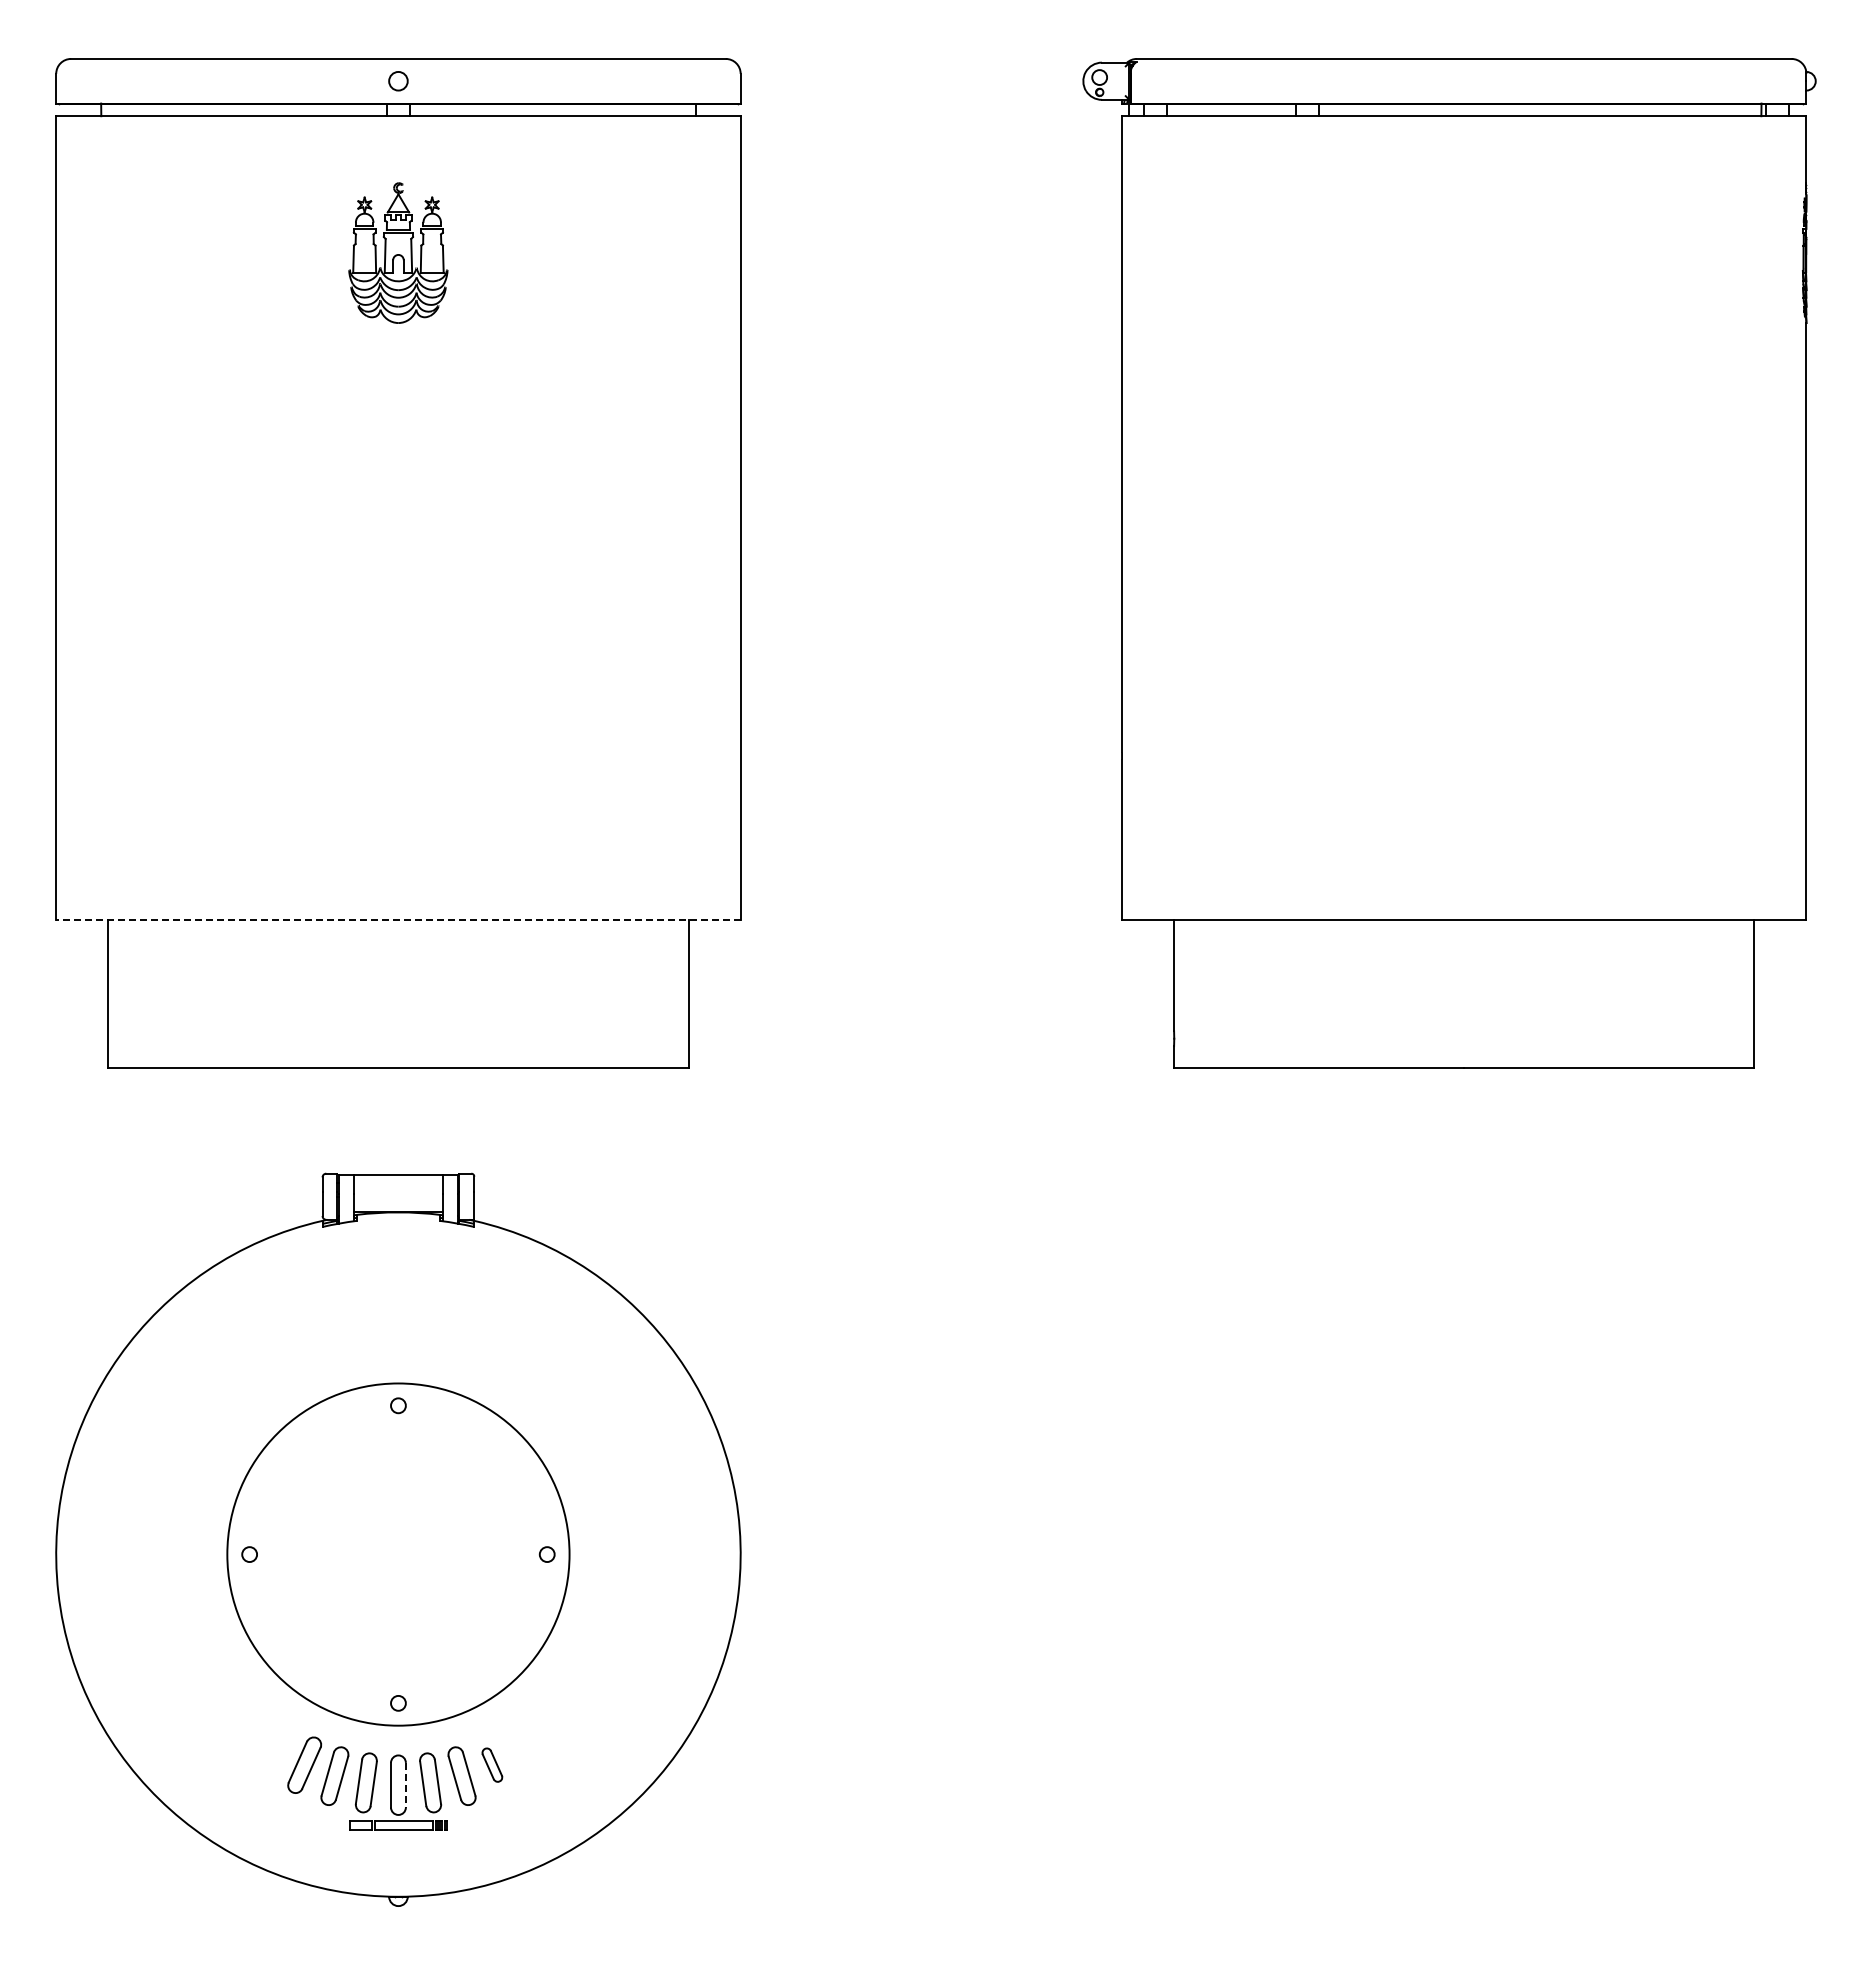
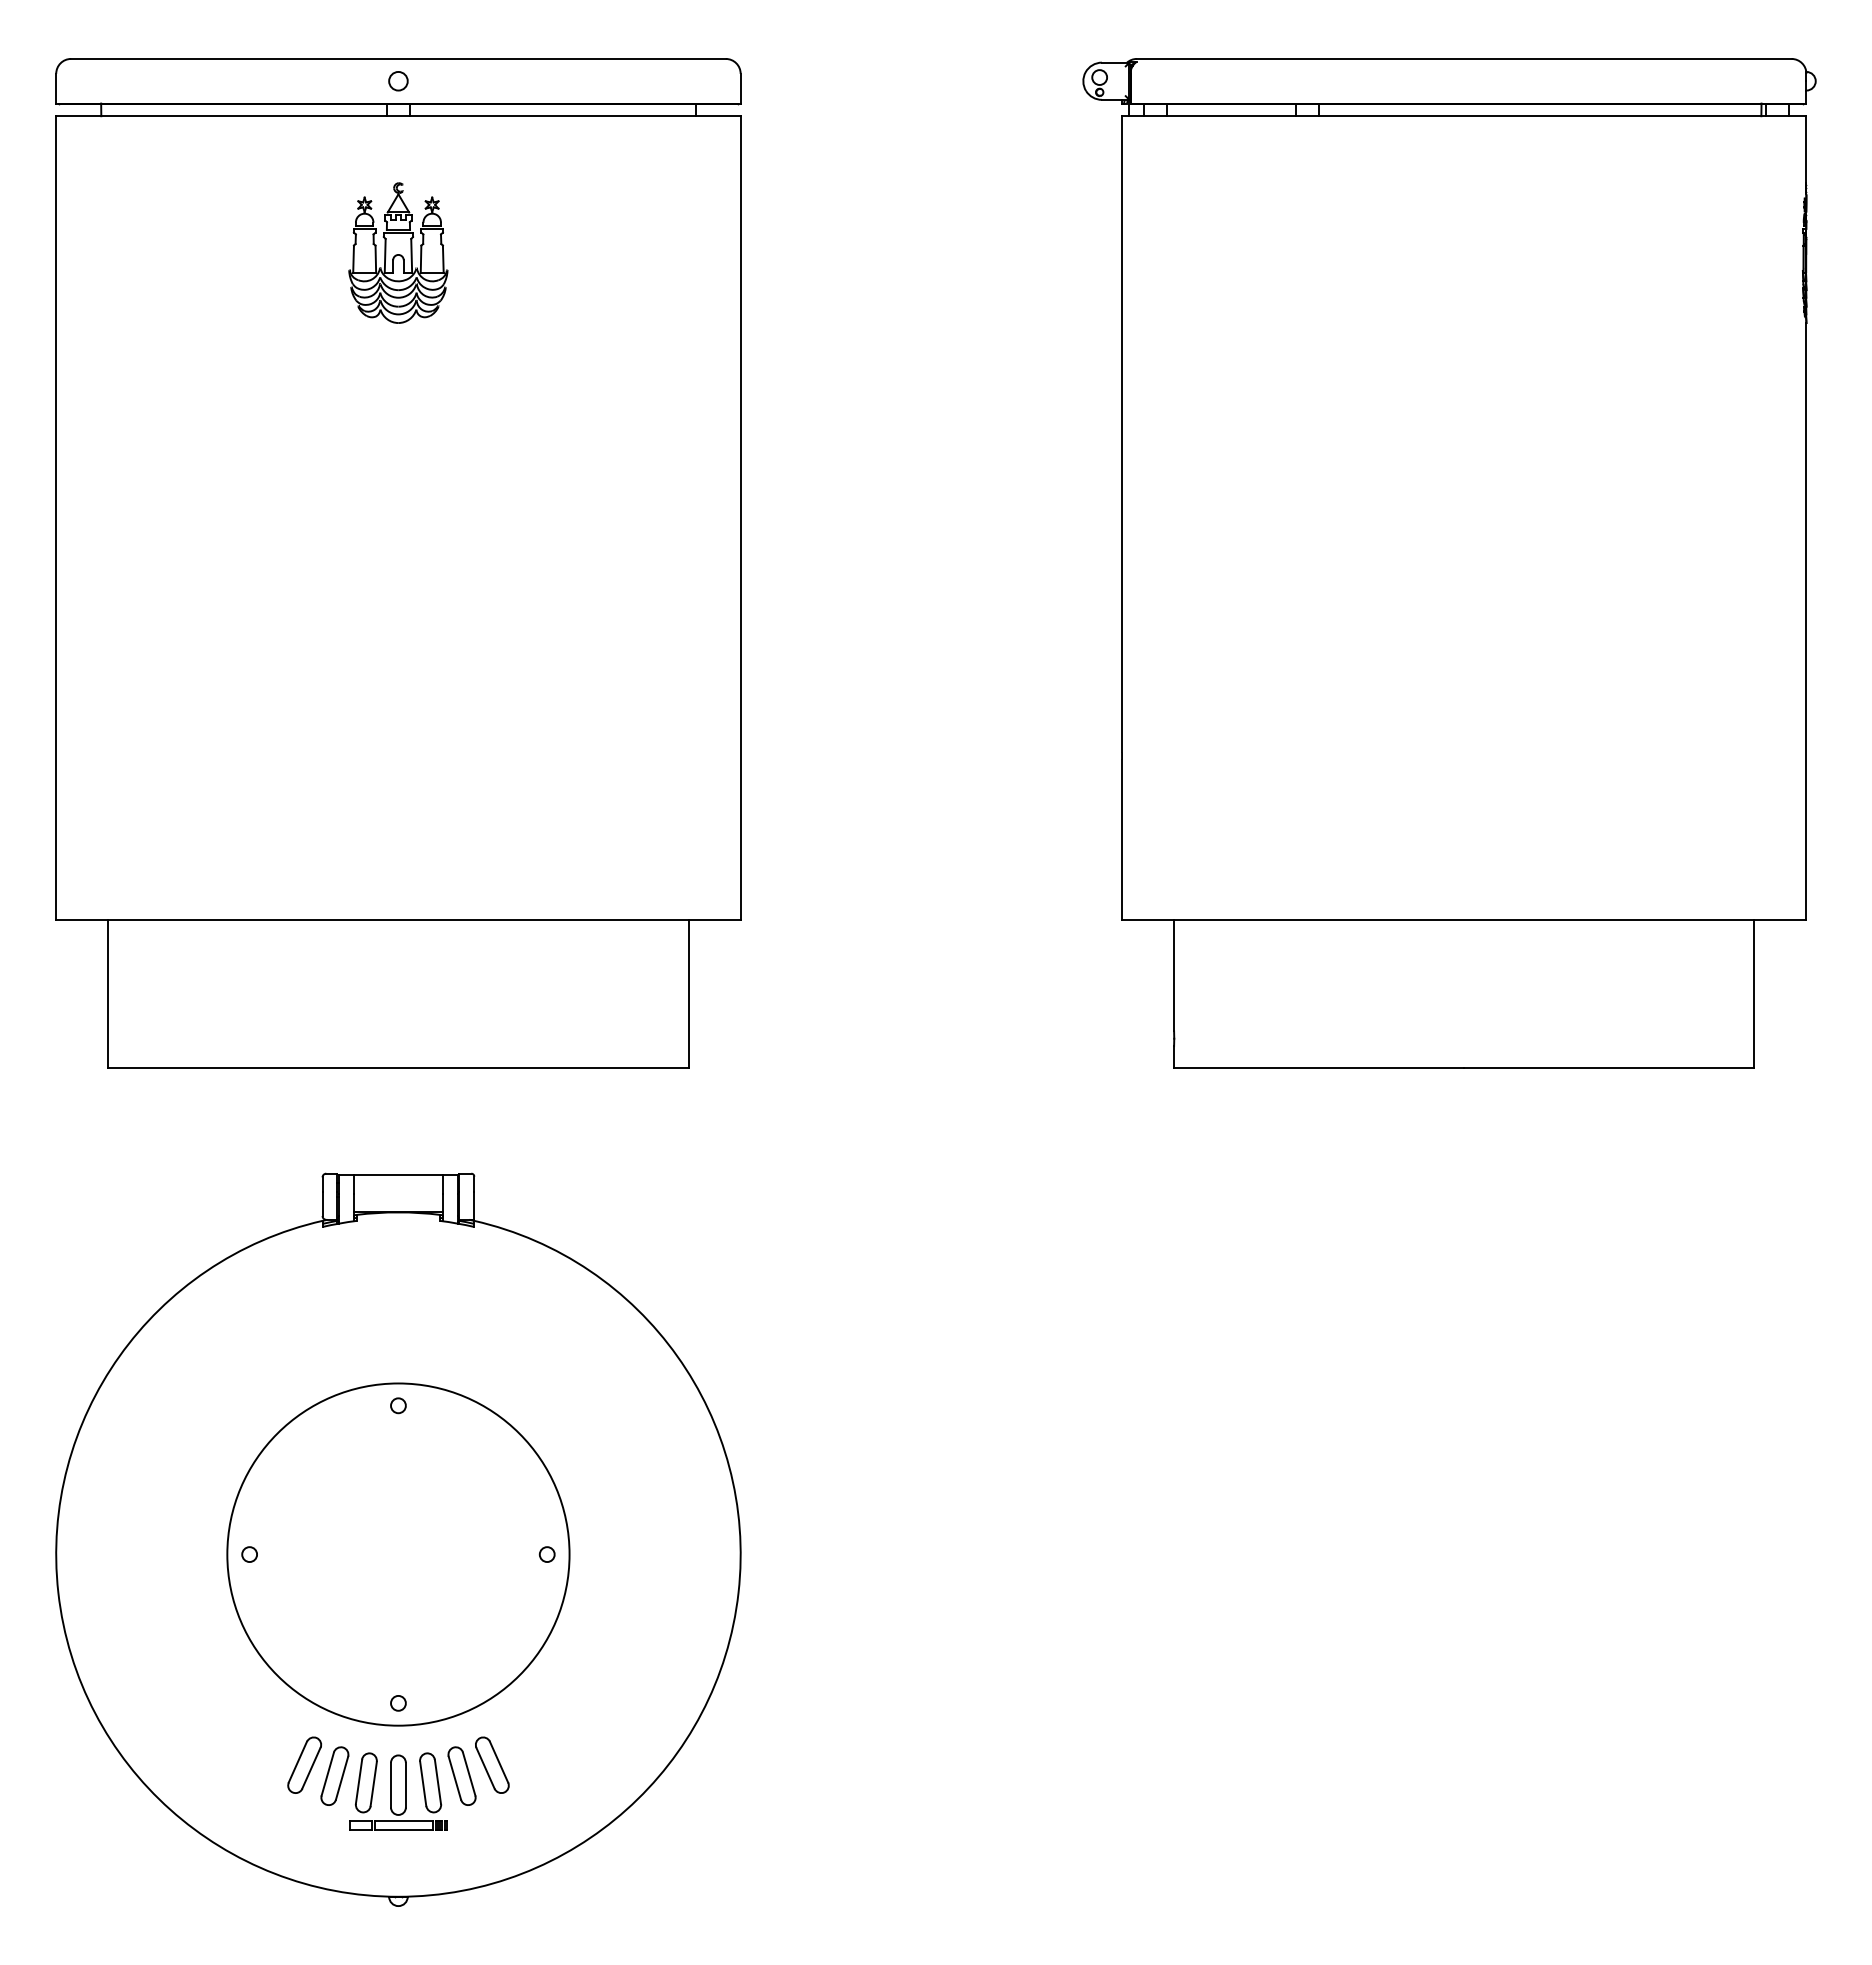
line: dashed -> solid (397, 919)
part size: 23x36 px -> 35x58 px (492, 1764)
line: dashed -> solid (405, 1785)
